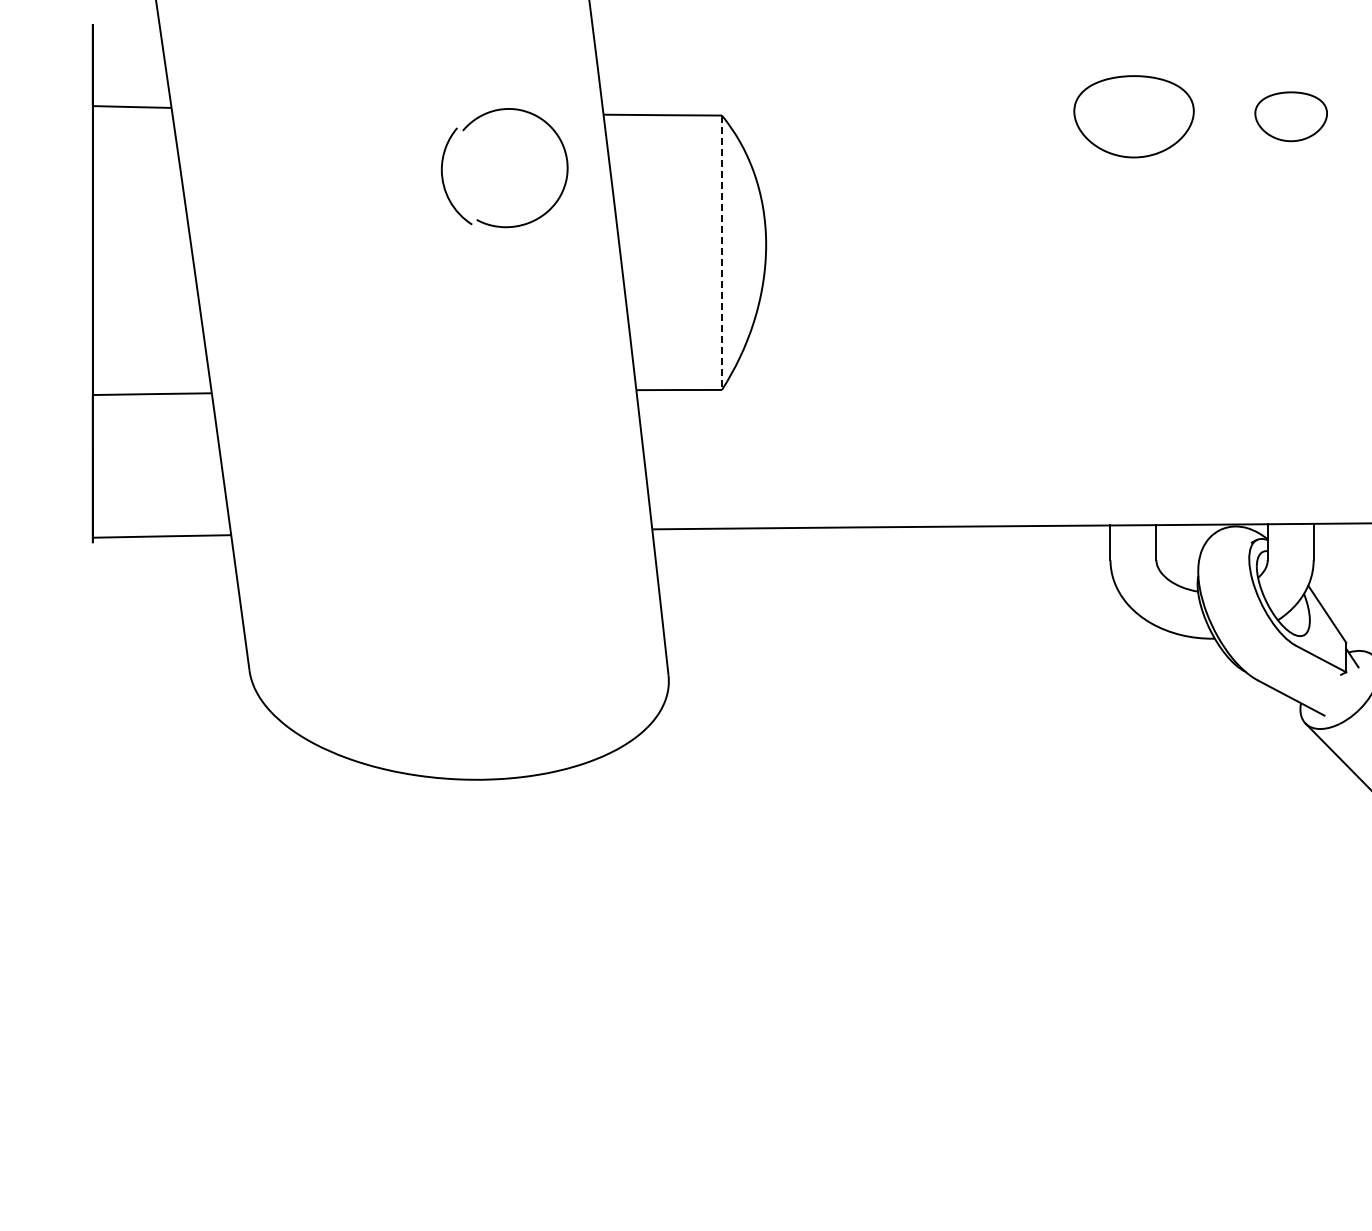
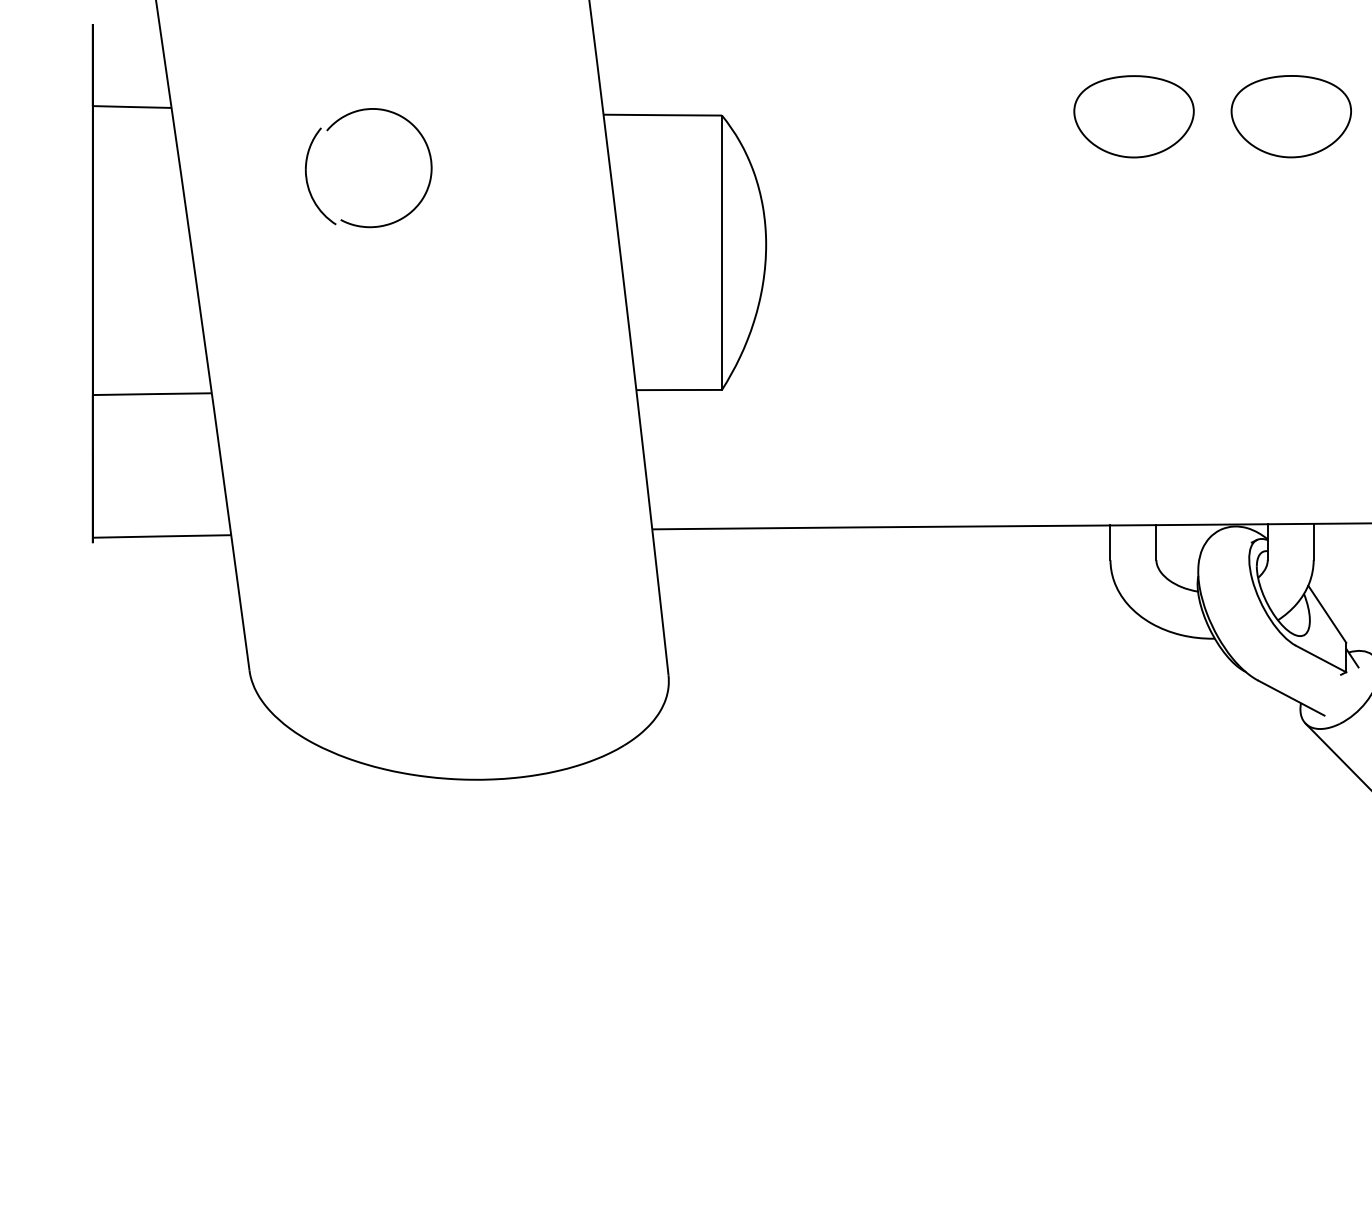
part size: 74x52 px -> 122x84 px (1290, 116)
part position: (465, 129) -> (329, 129) (329, 129)
line: dashed -> solid (722, 253)
